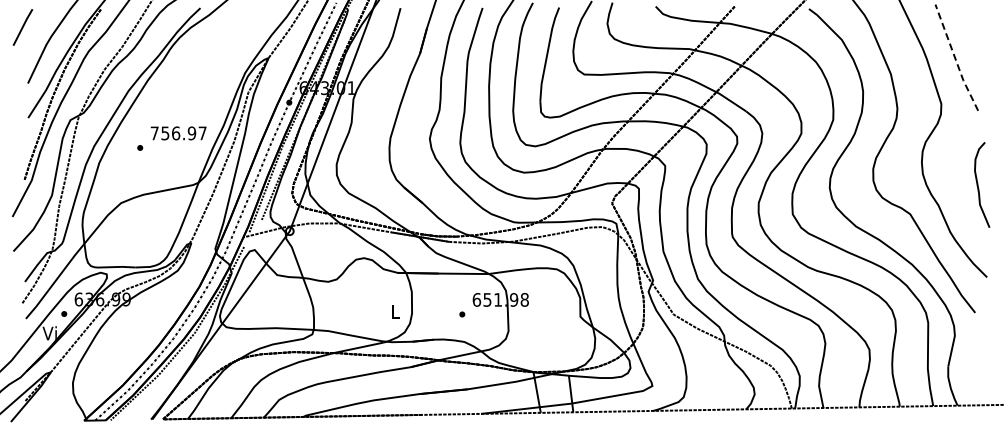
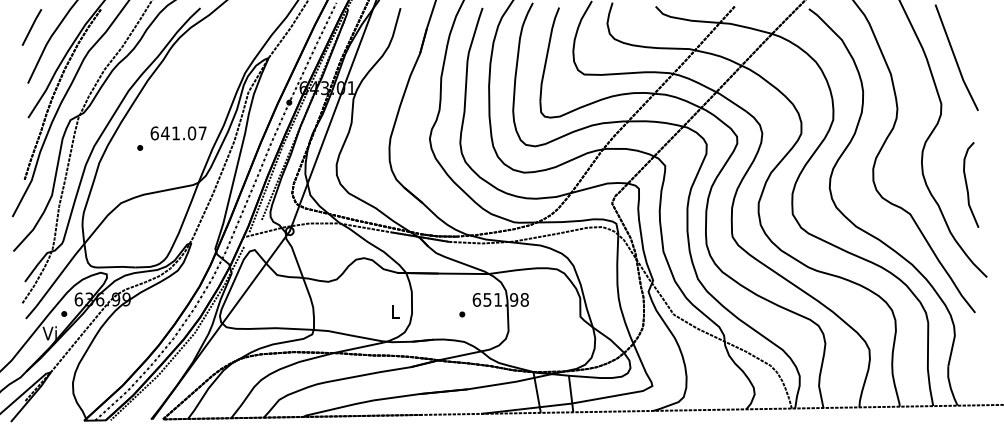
line position: (22, 27) -> (31, 27) (31, 27)
line: dashed -> solid (955, 58)
text: 756.97 -> 641.07 (172, 133)
curve position: (978, 184) -> (967, 184) (967, 184)
